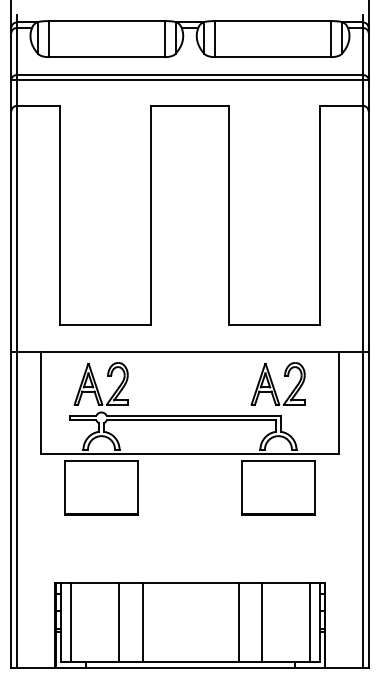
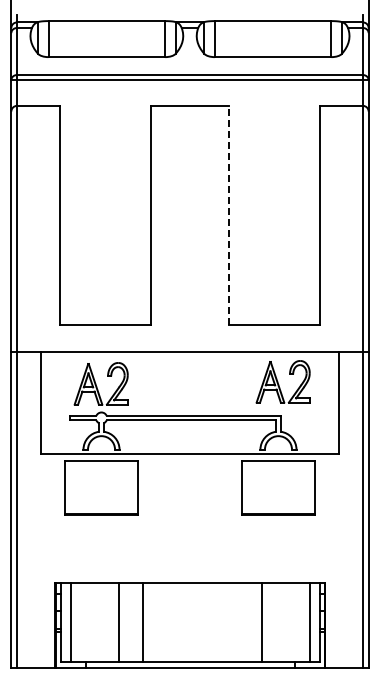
line: solid -> dashed (229, 214)
part position: (277, 383) -> (282, 381) (282, 381)
line: present -> none (238, 621)
